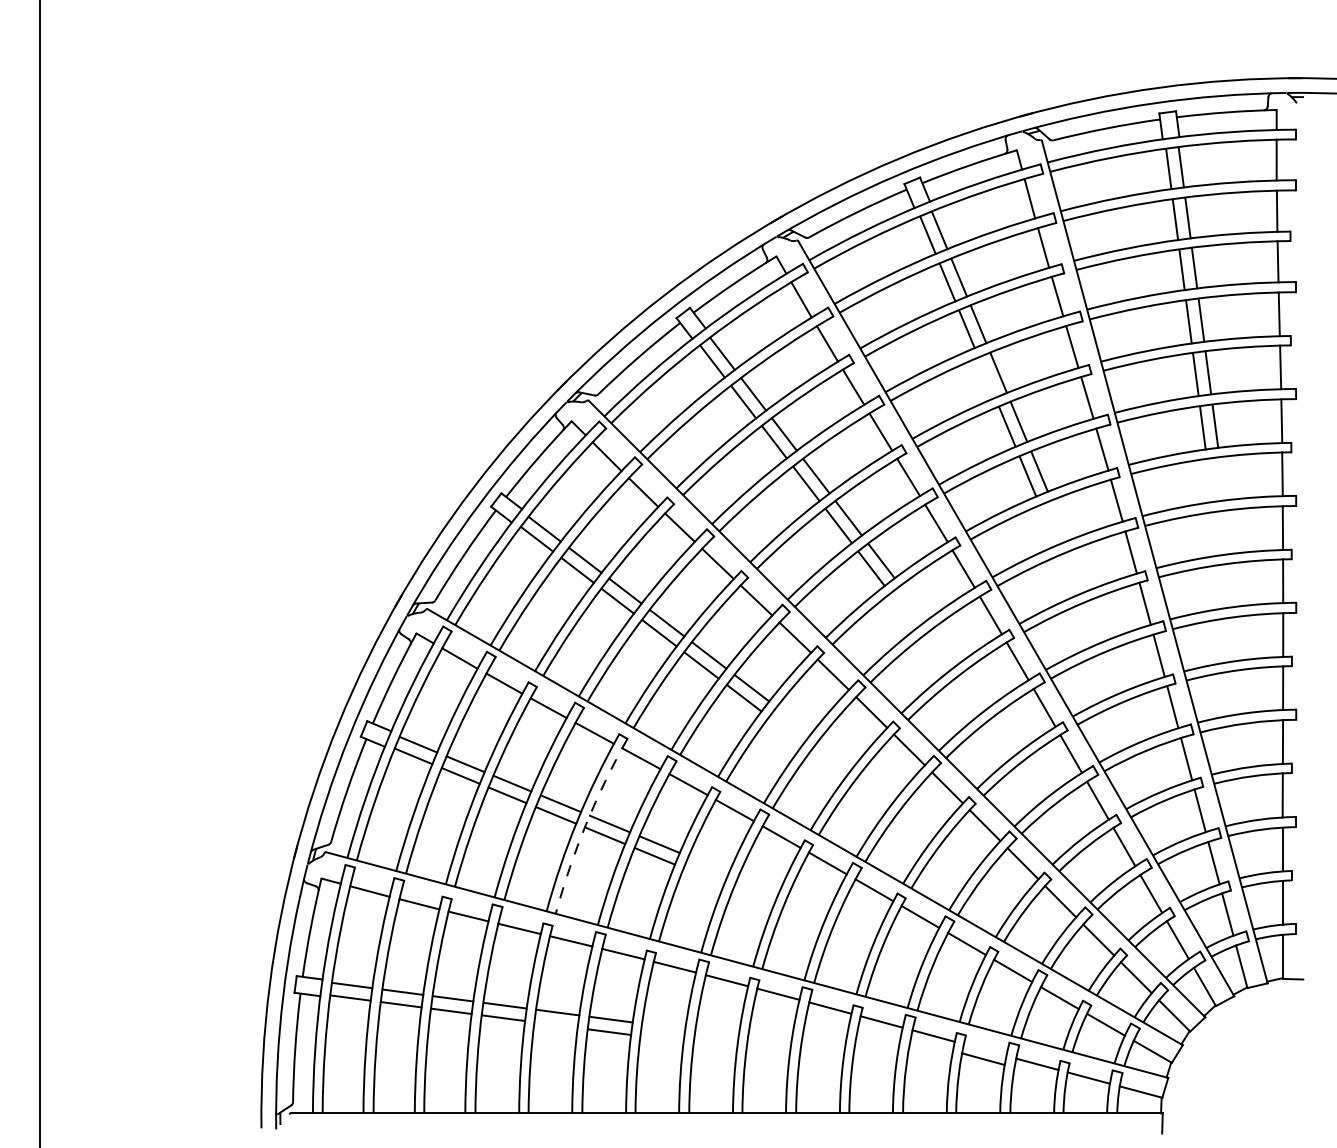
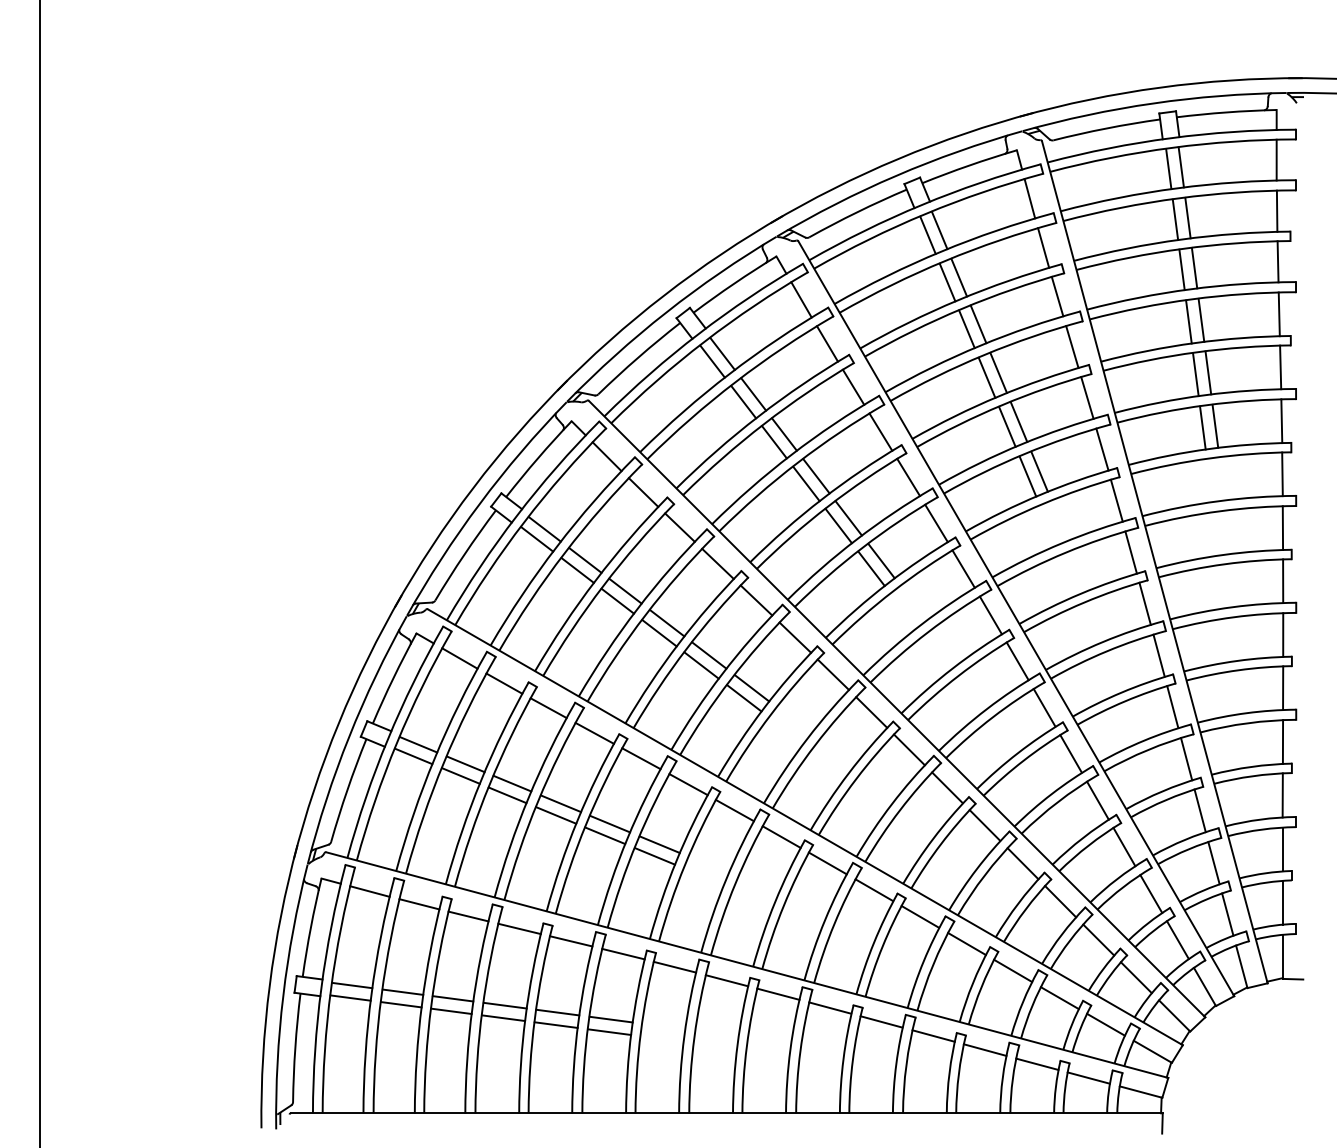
line: none -> present (986, 377)
arc: dashed -> solid (586, 824)
line: none -> present (555, 1024)
line position: (982, 1058) -> (984, 1049) (984, 1049)
